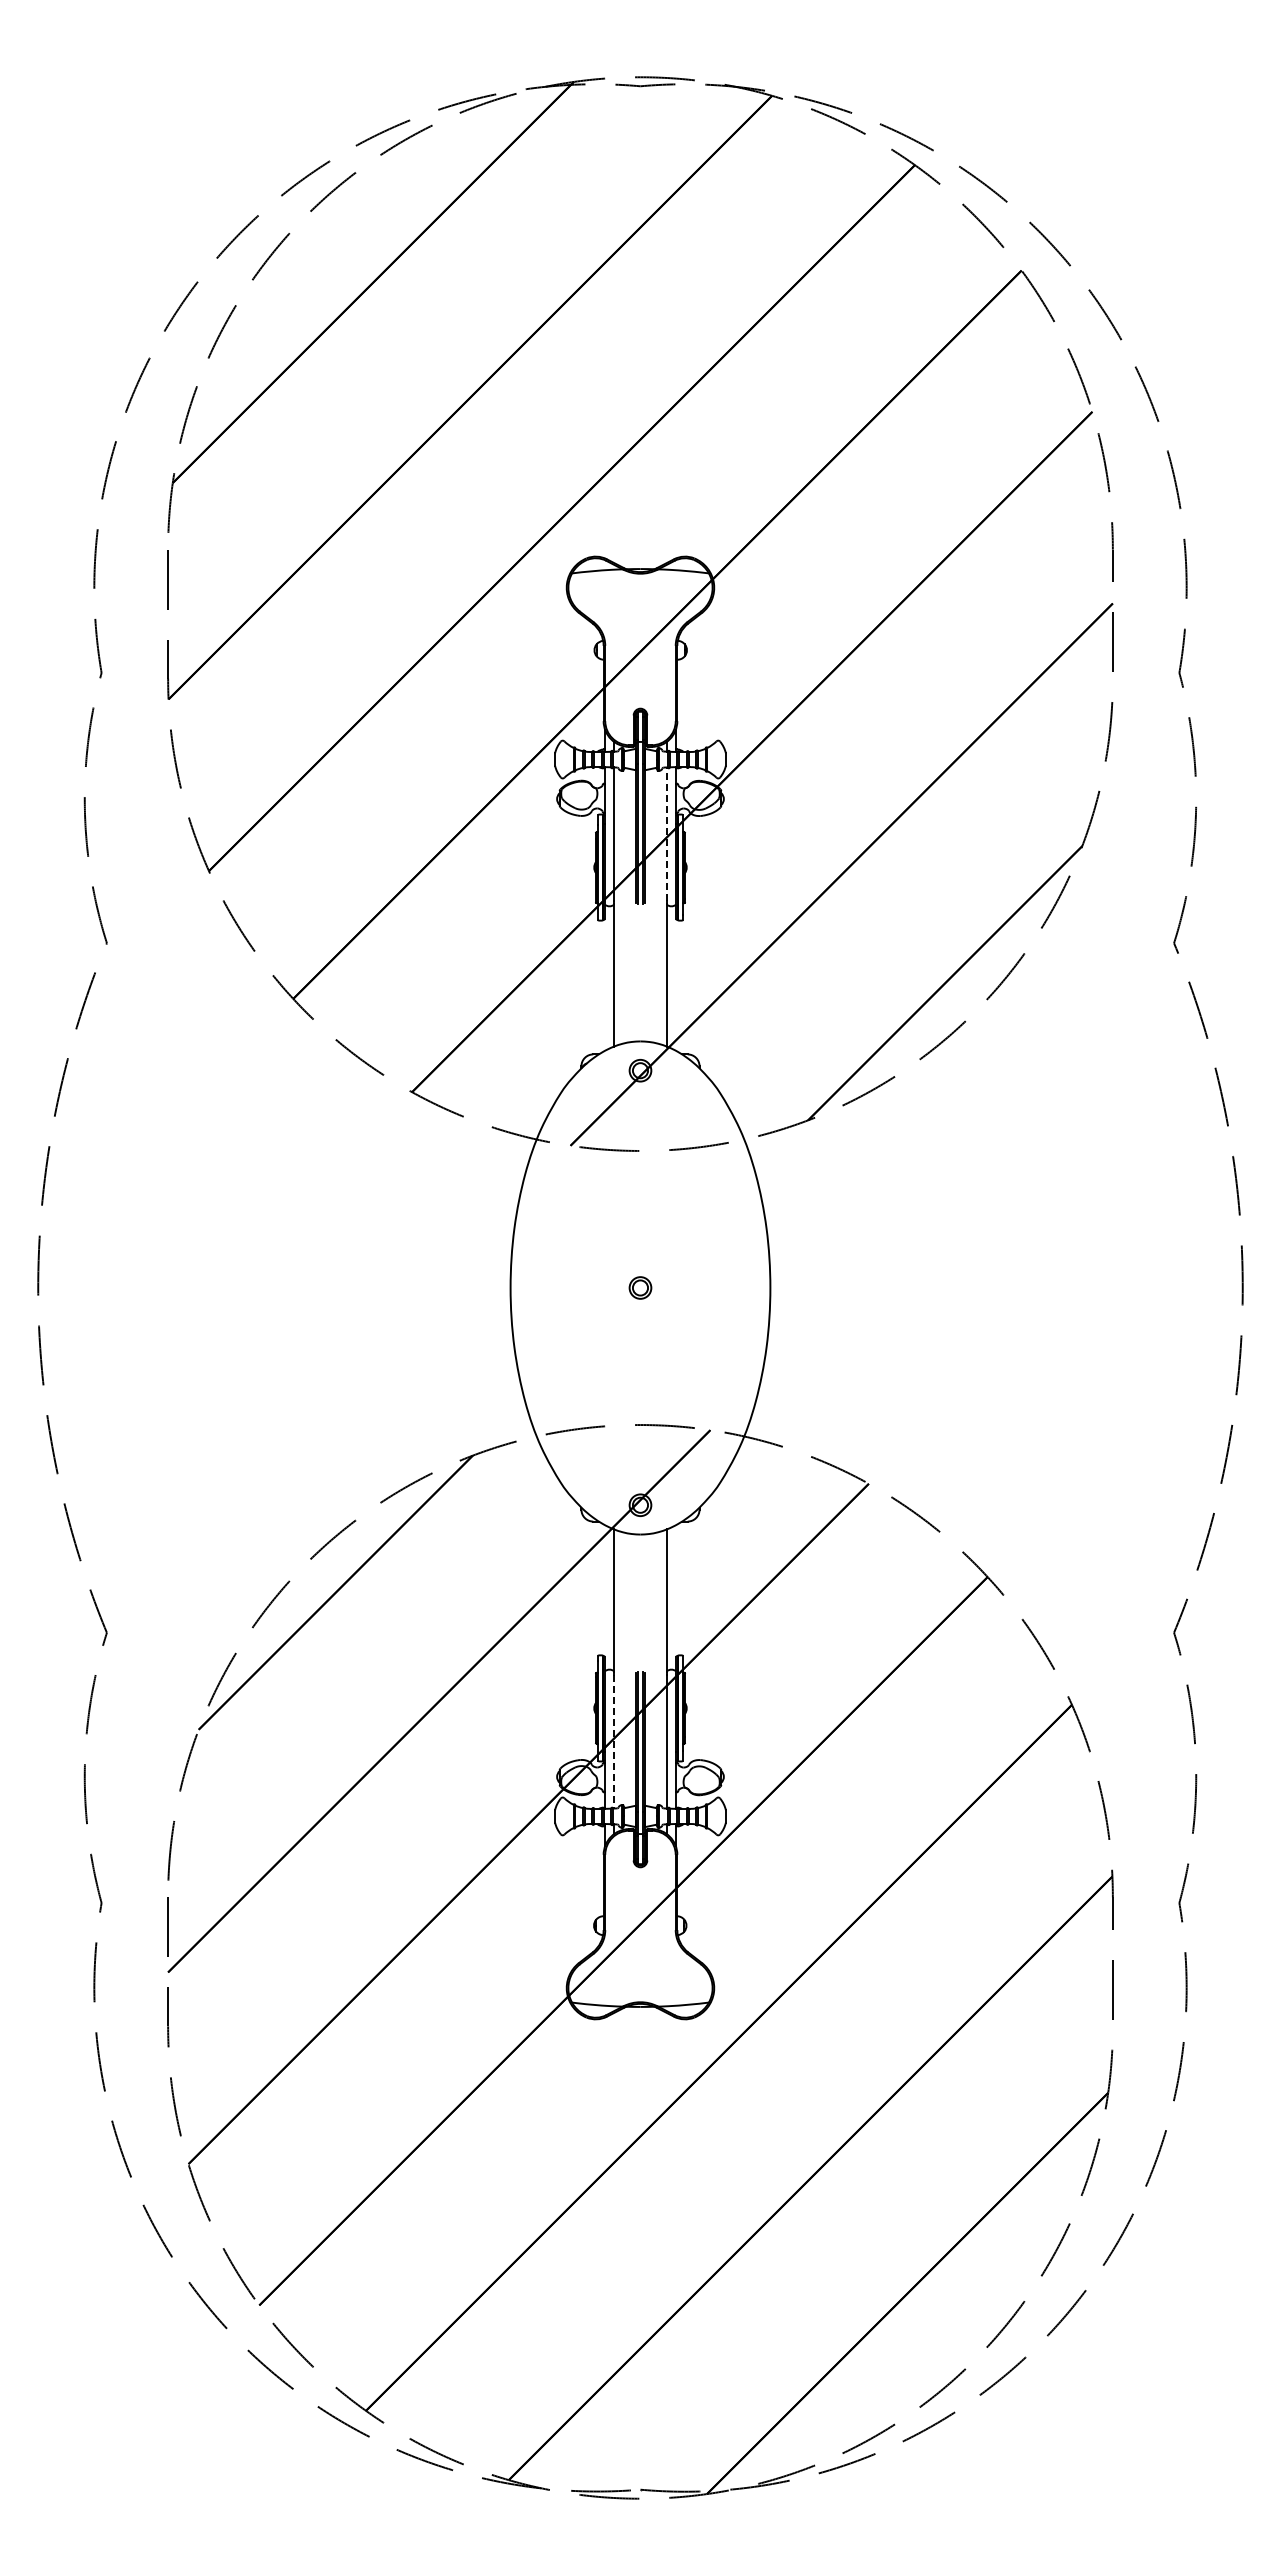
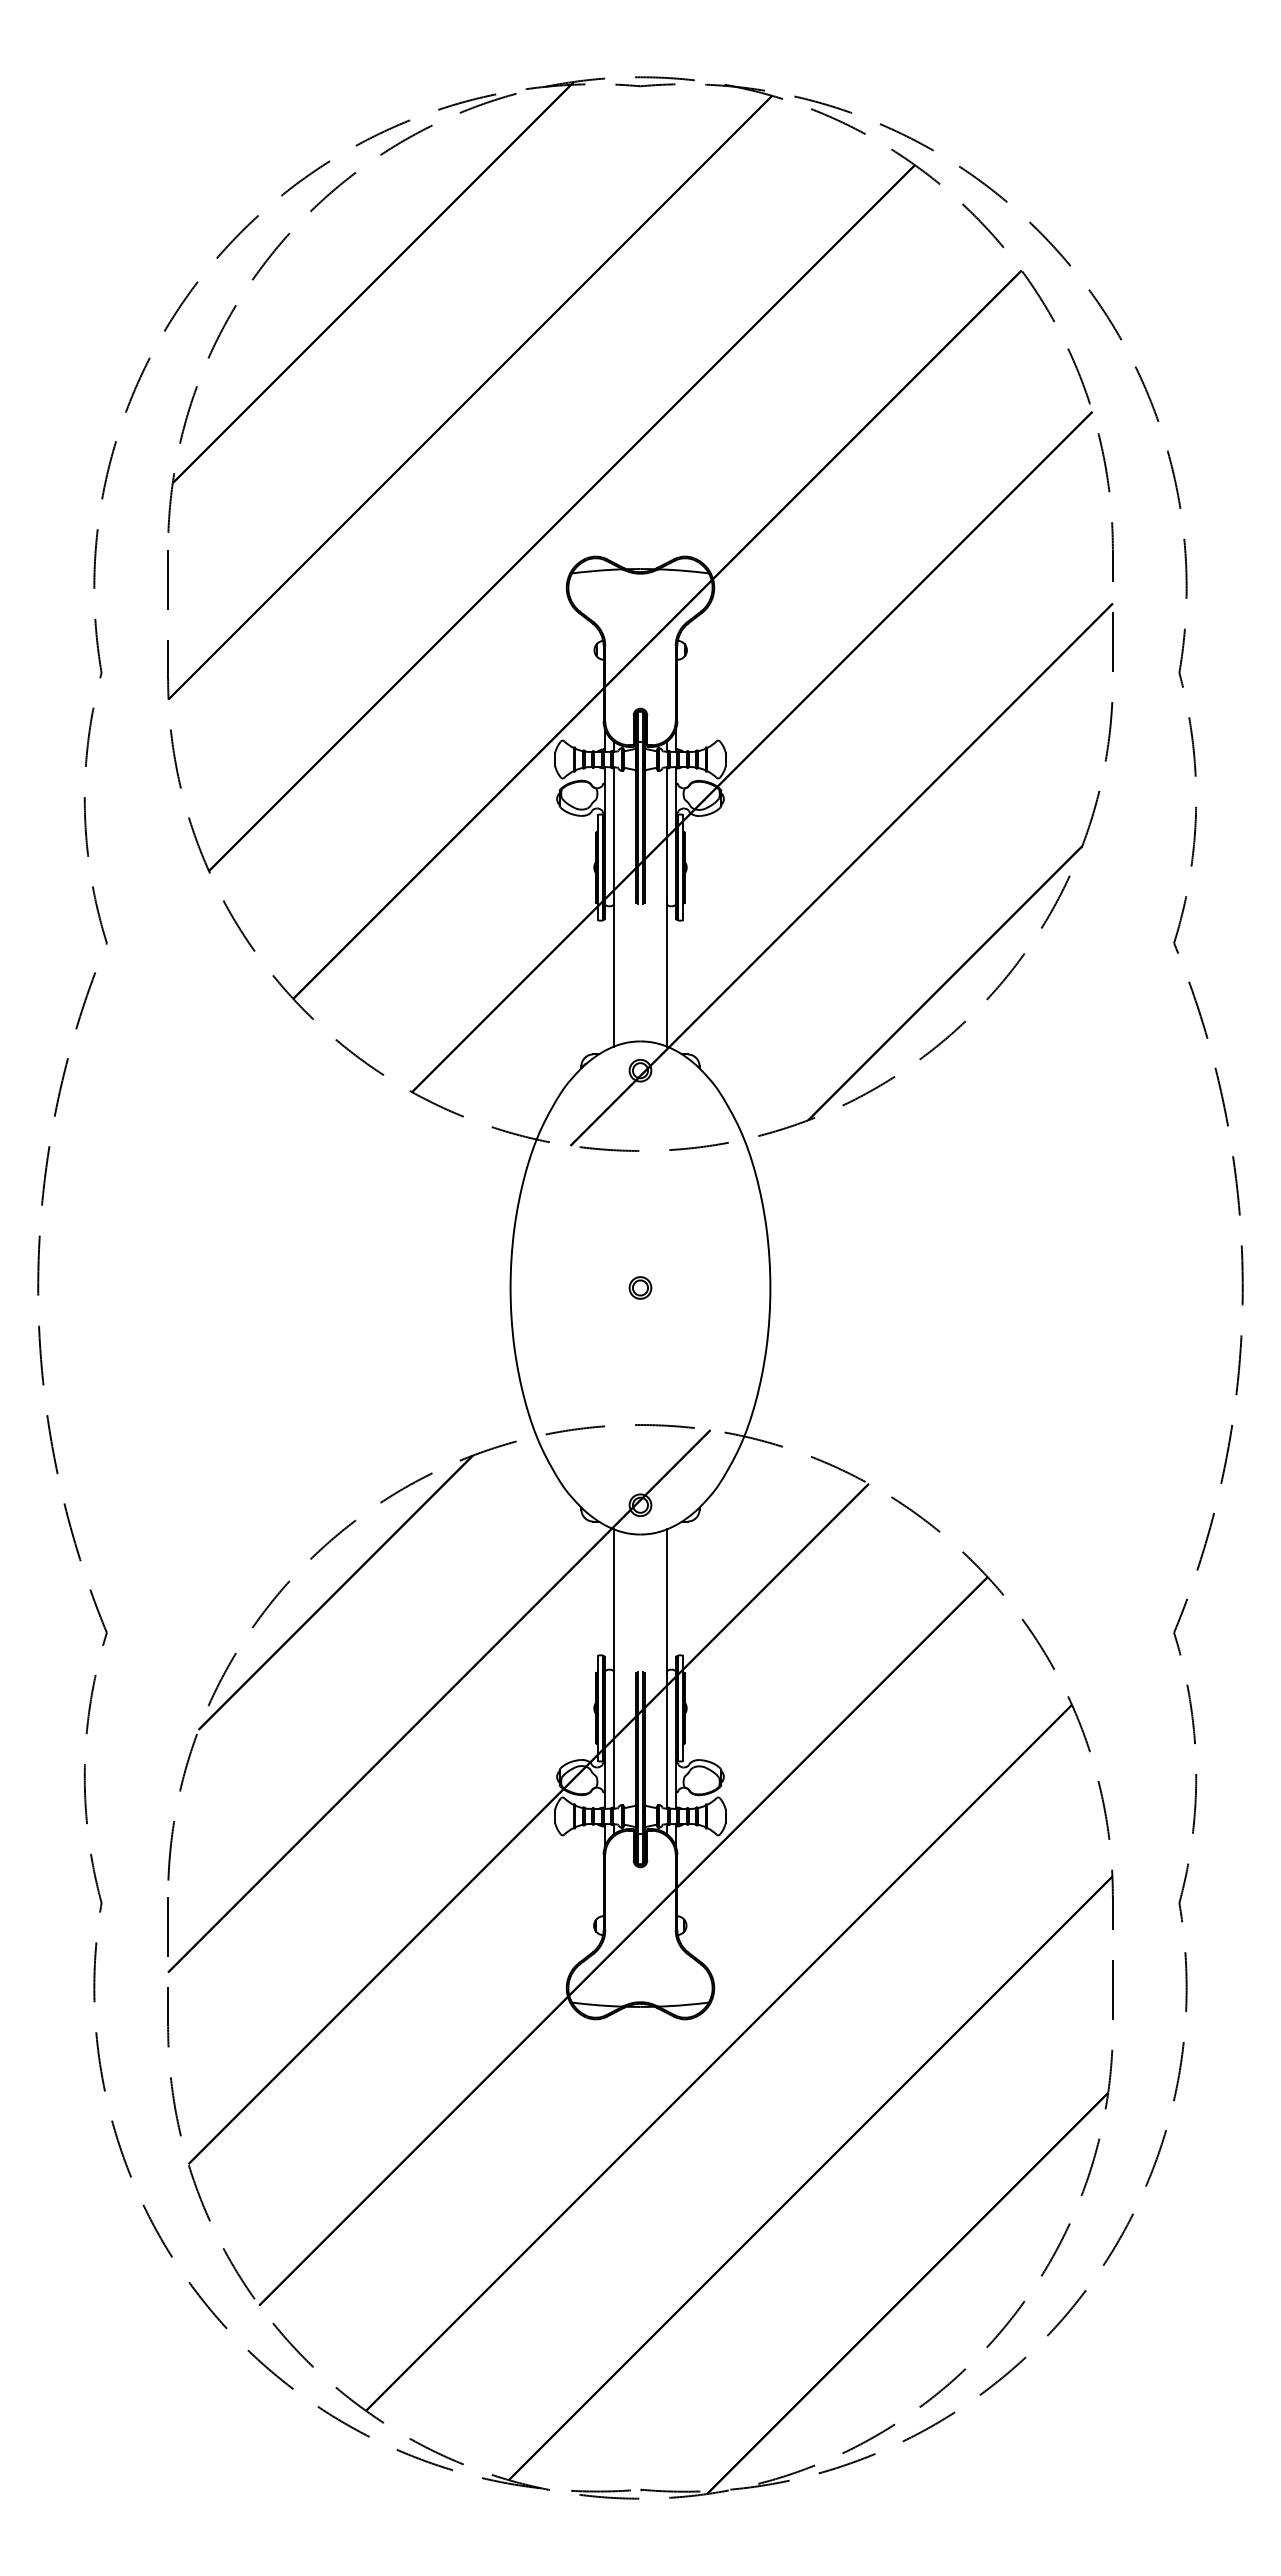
line: dashed -> solid (666, 834)
line: dashed -> solid (614, 1741)
